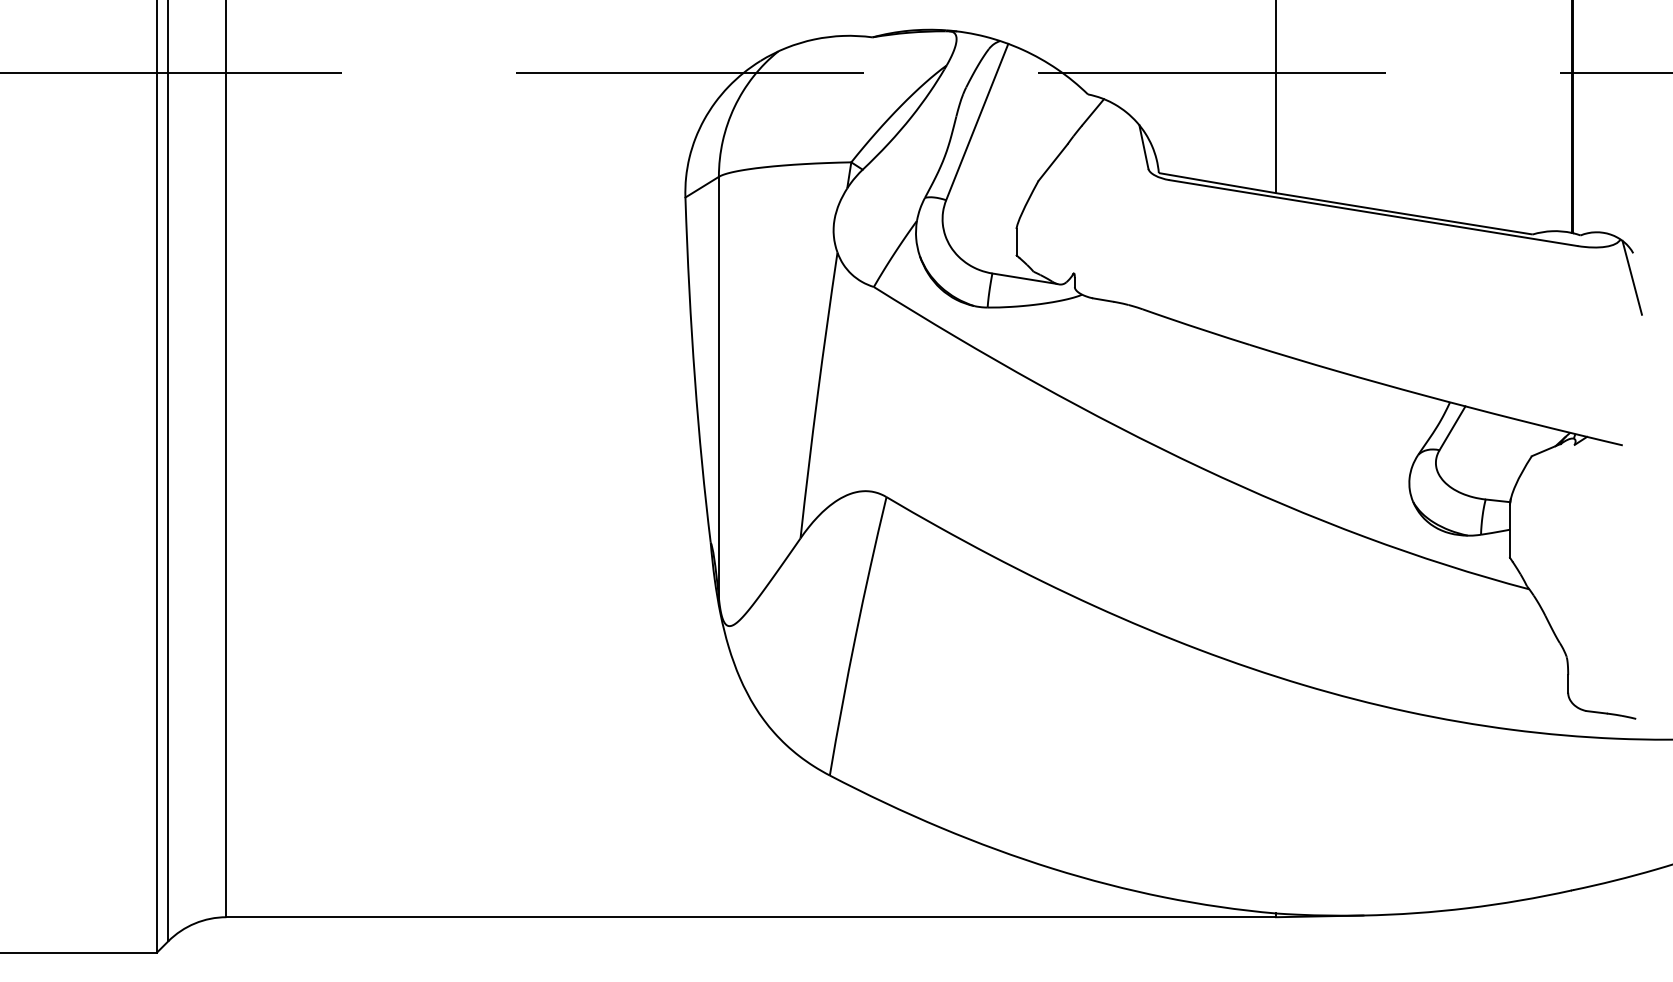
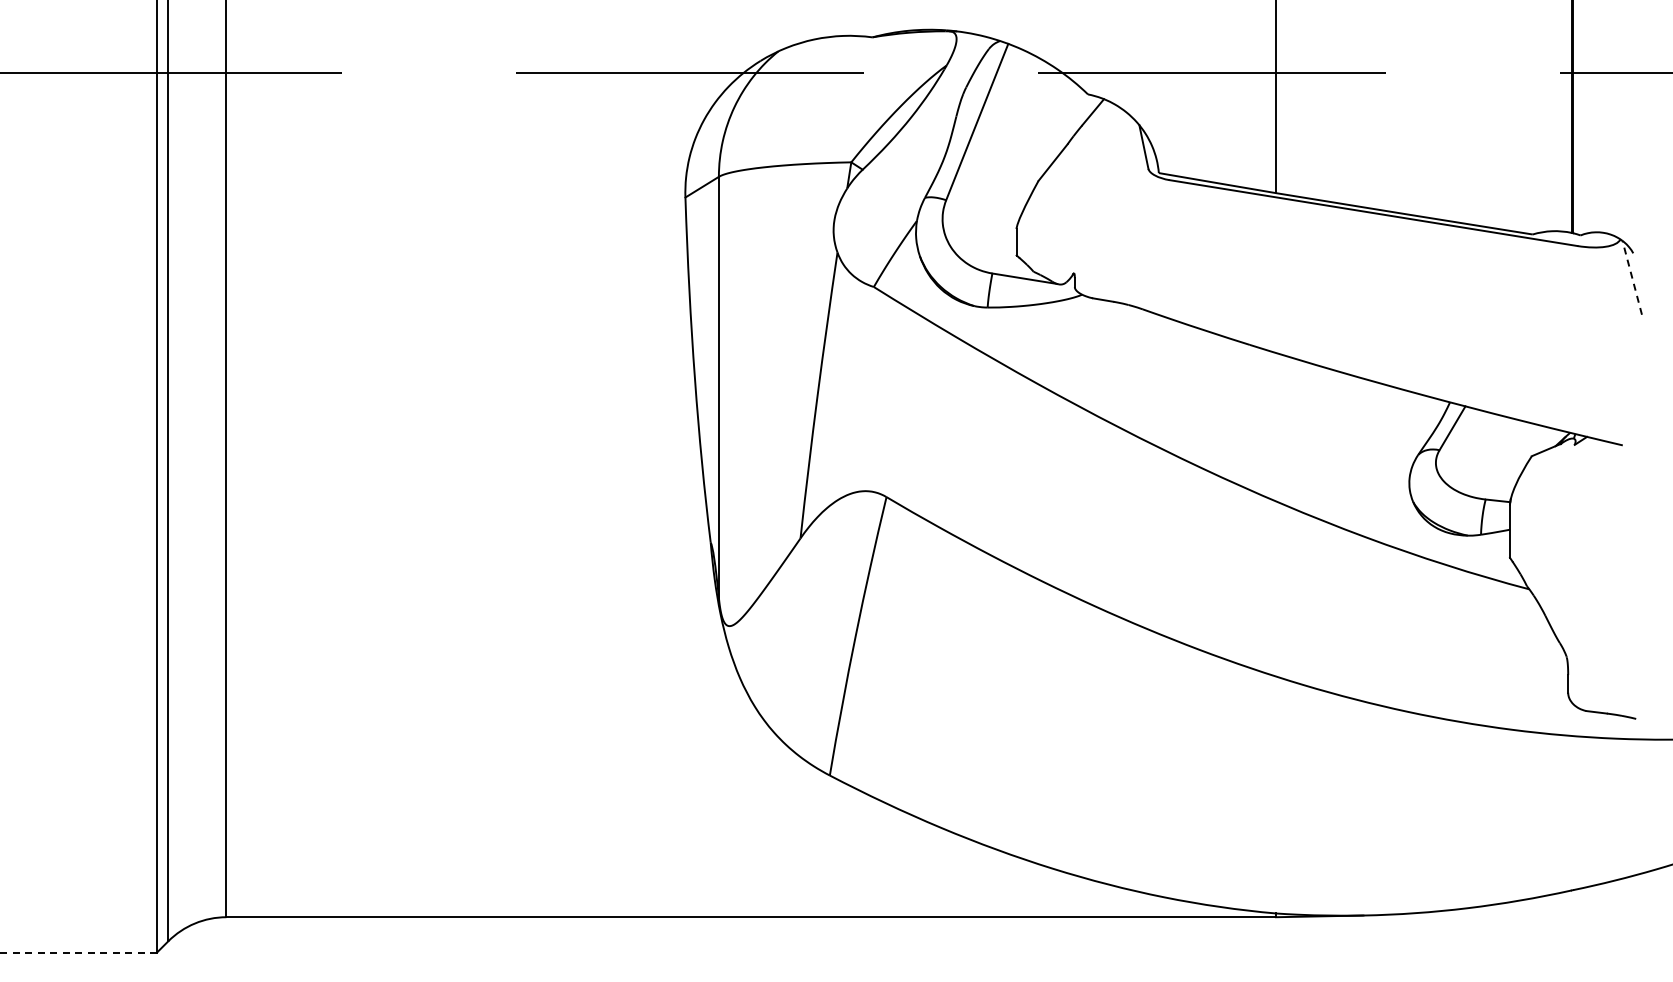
line: solid -> dashed (1632, 277)
line: solid -> dashed (78, 952)
